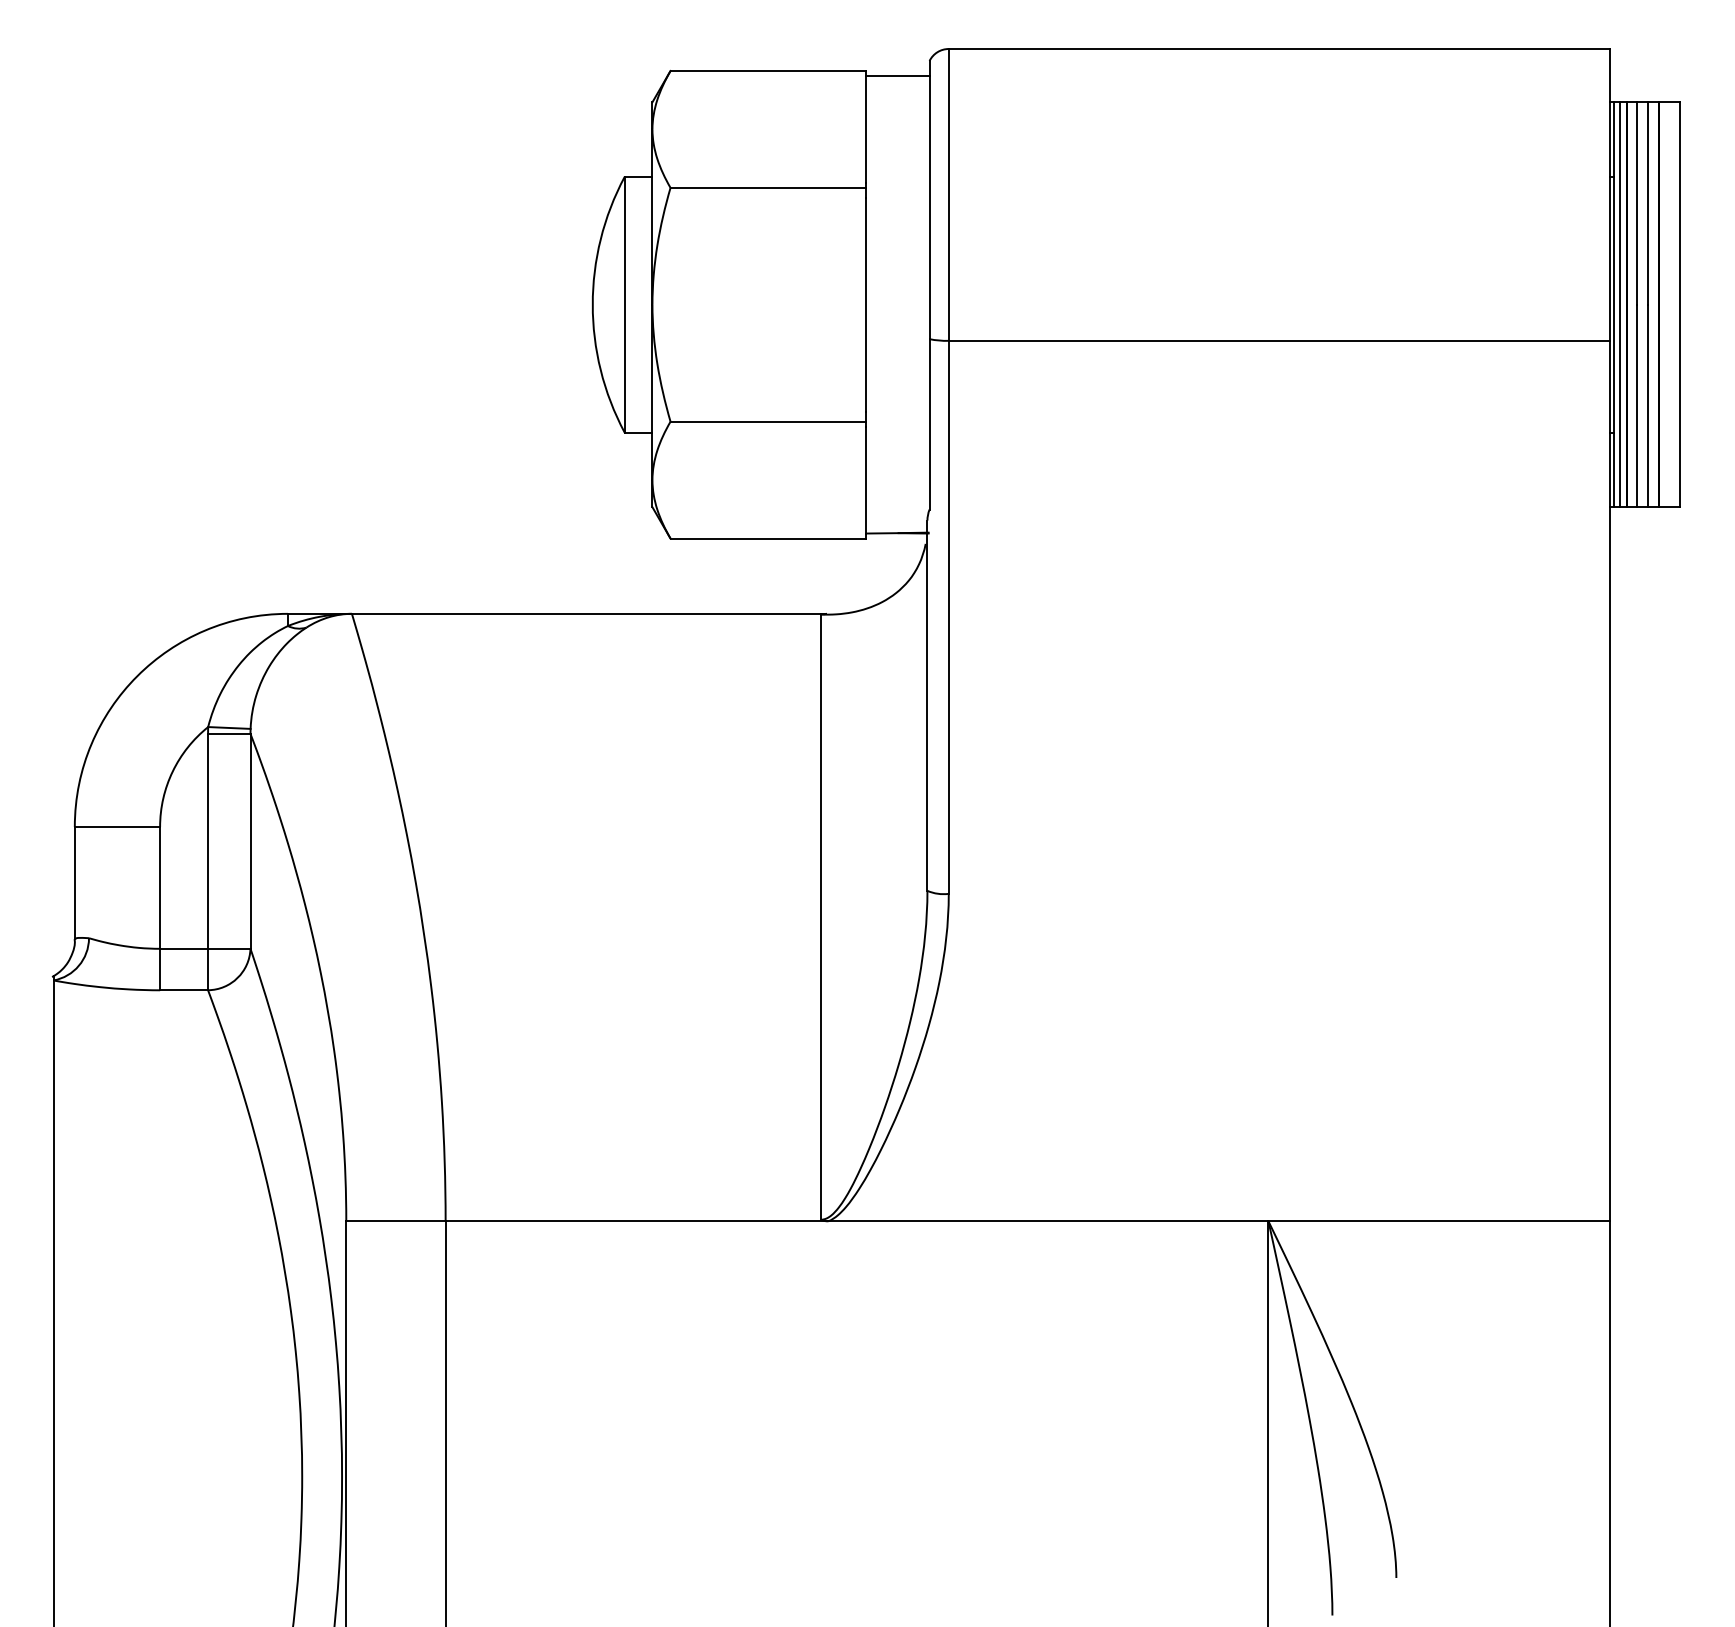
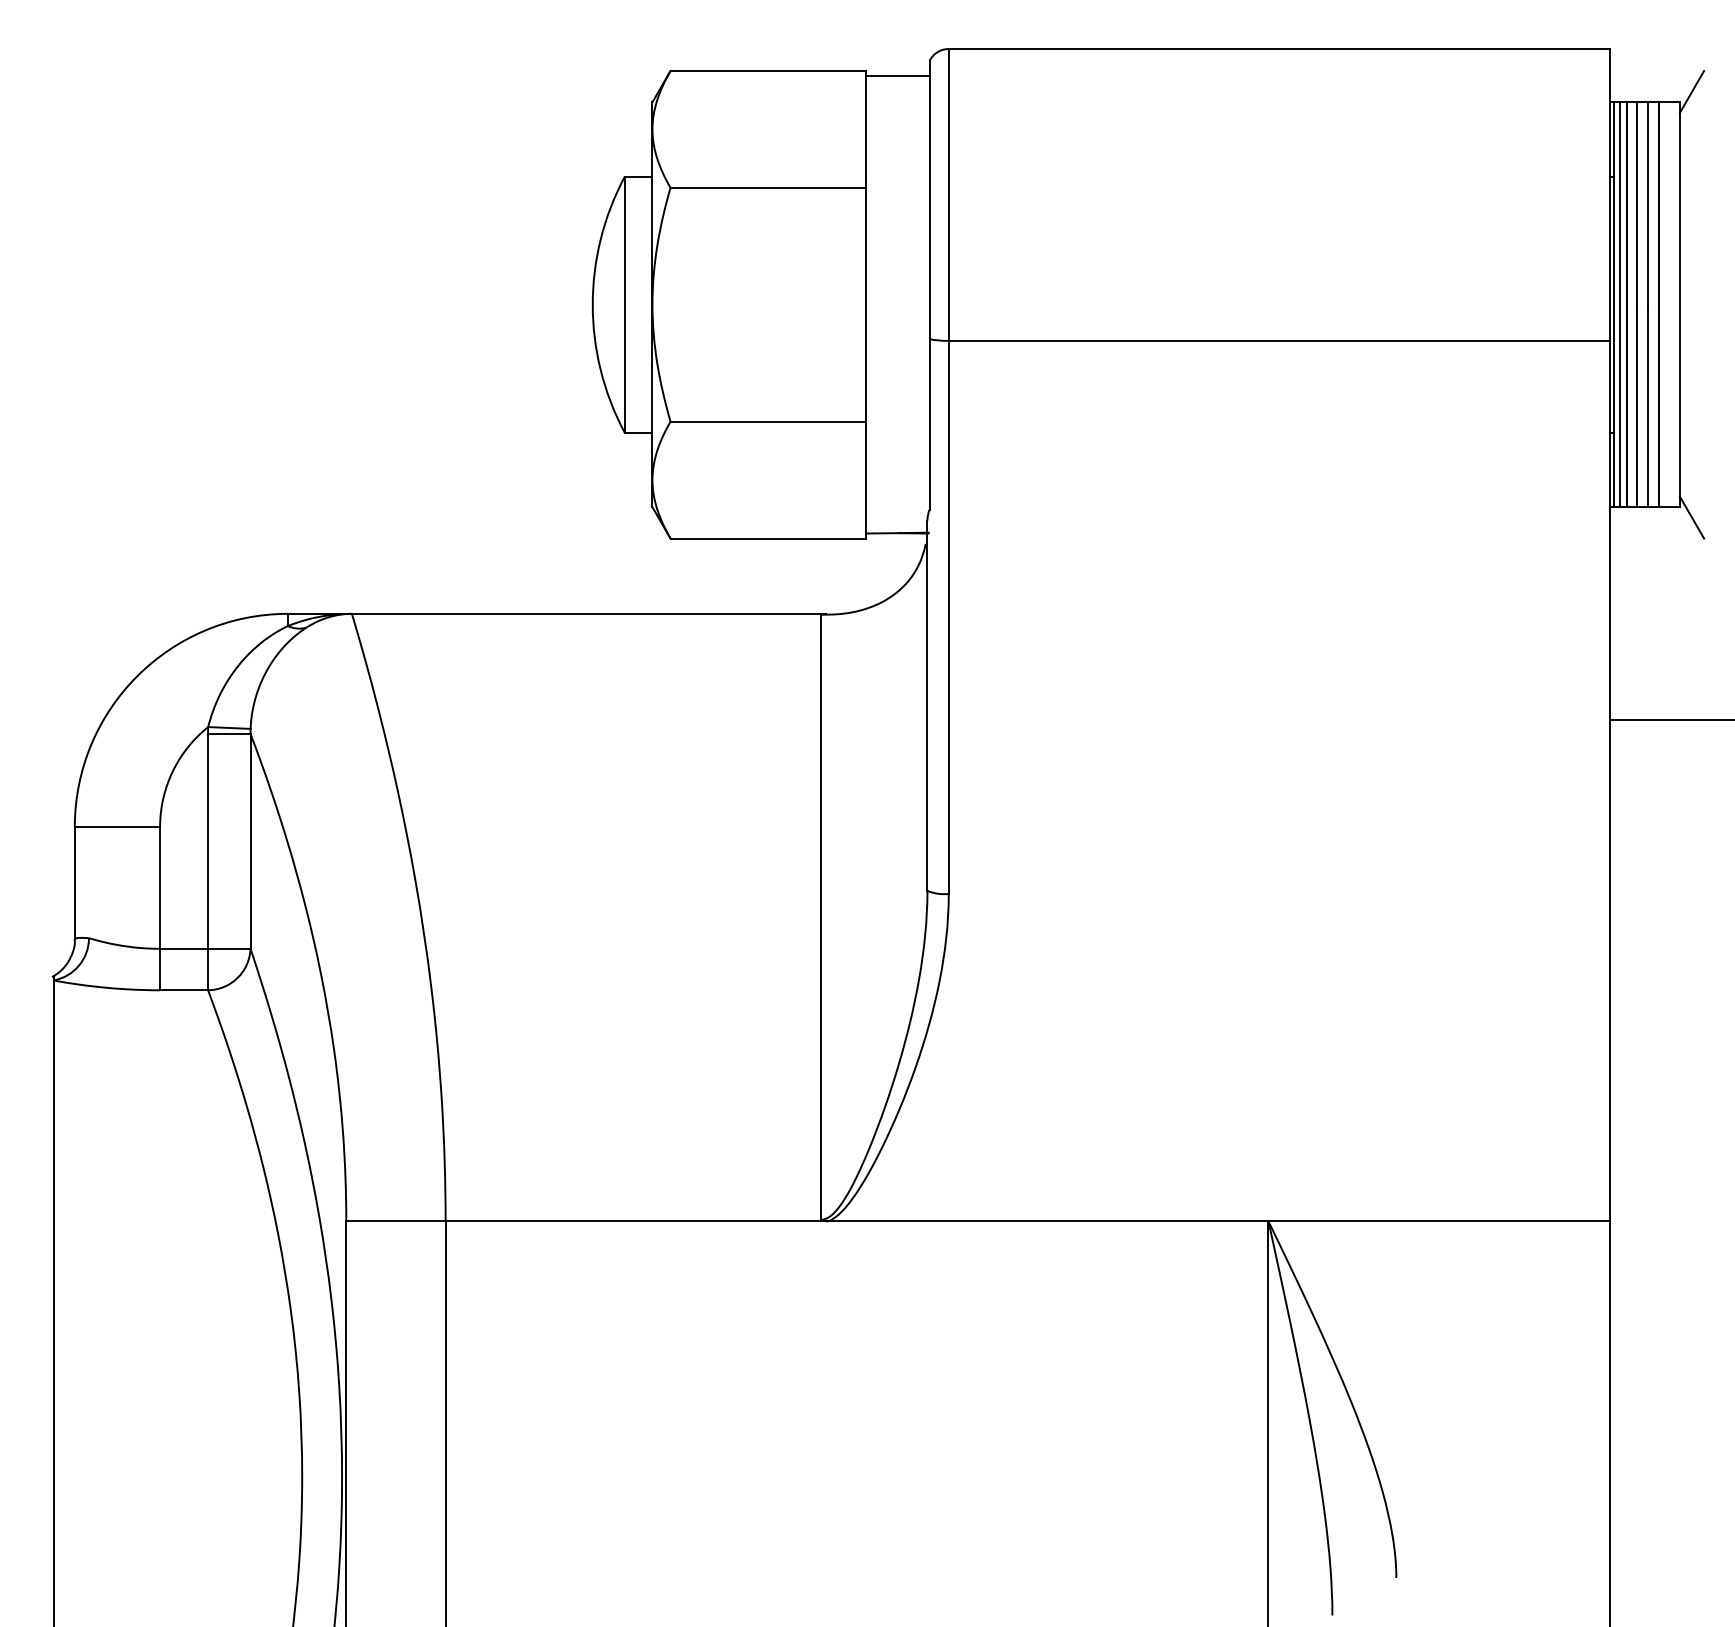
line: none -> present (1691, 91)
line: none -> present (1691, 517)
line: none -> present (1670, 720)
